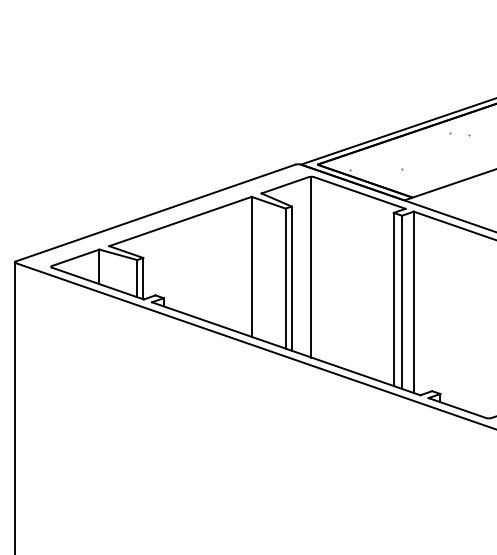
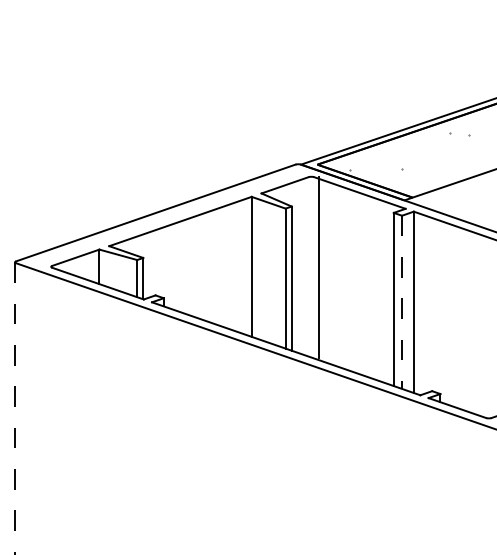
line position: (311, 266) -> (319, 266) (319, 266)
line: solid -> dashed (402, 302)
line: solid -> dashed (15, 408)
